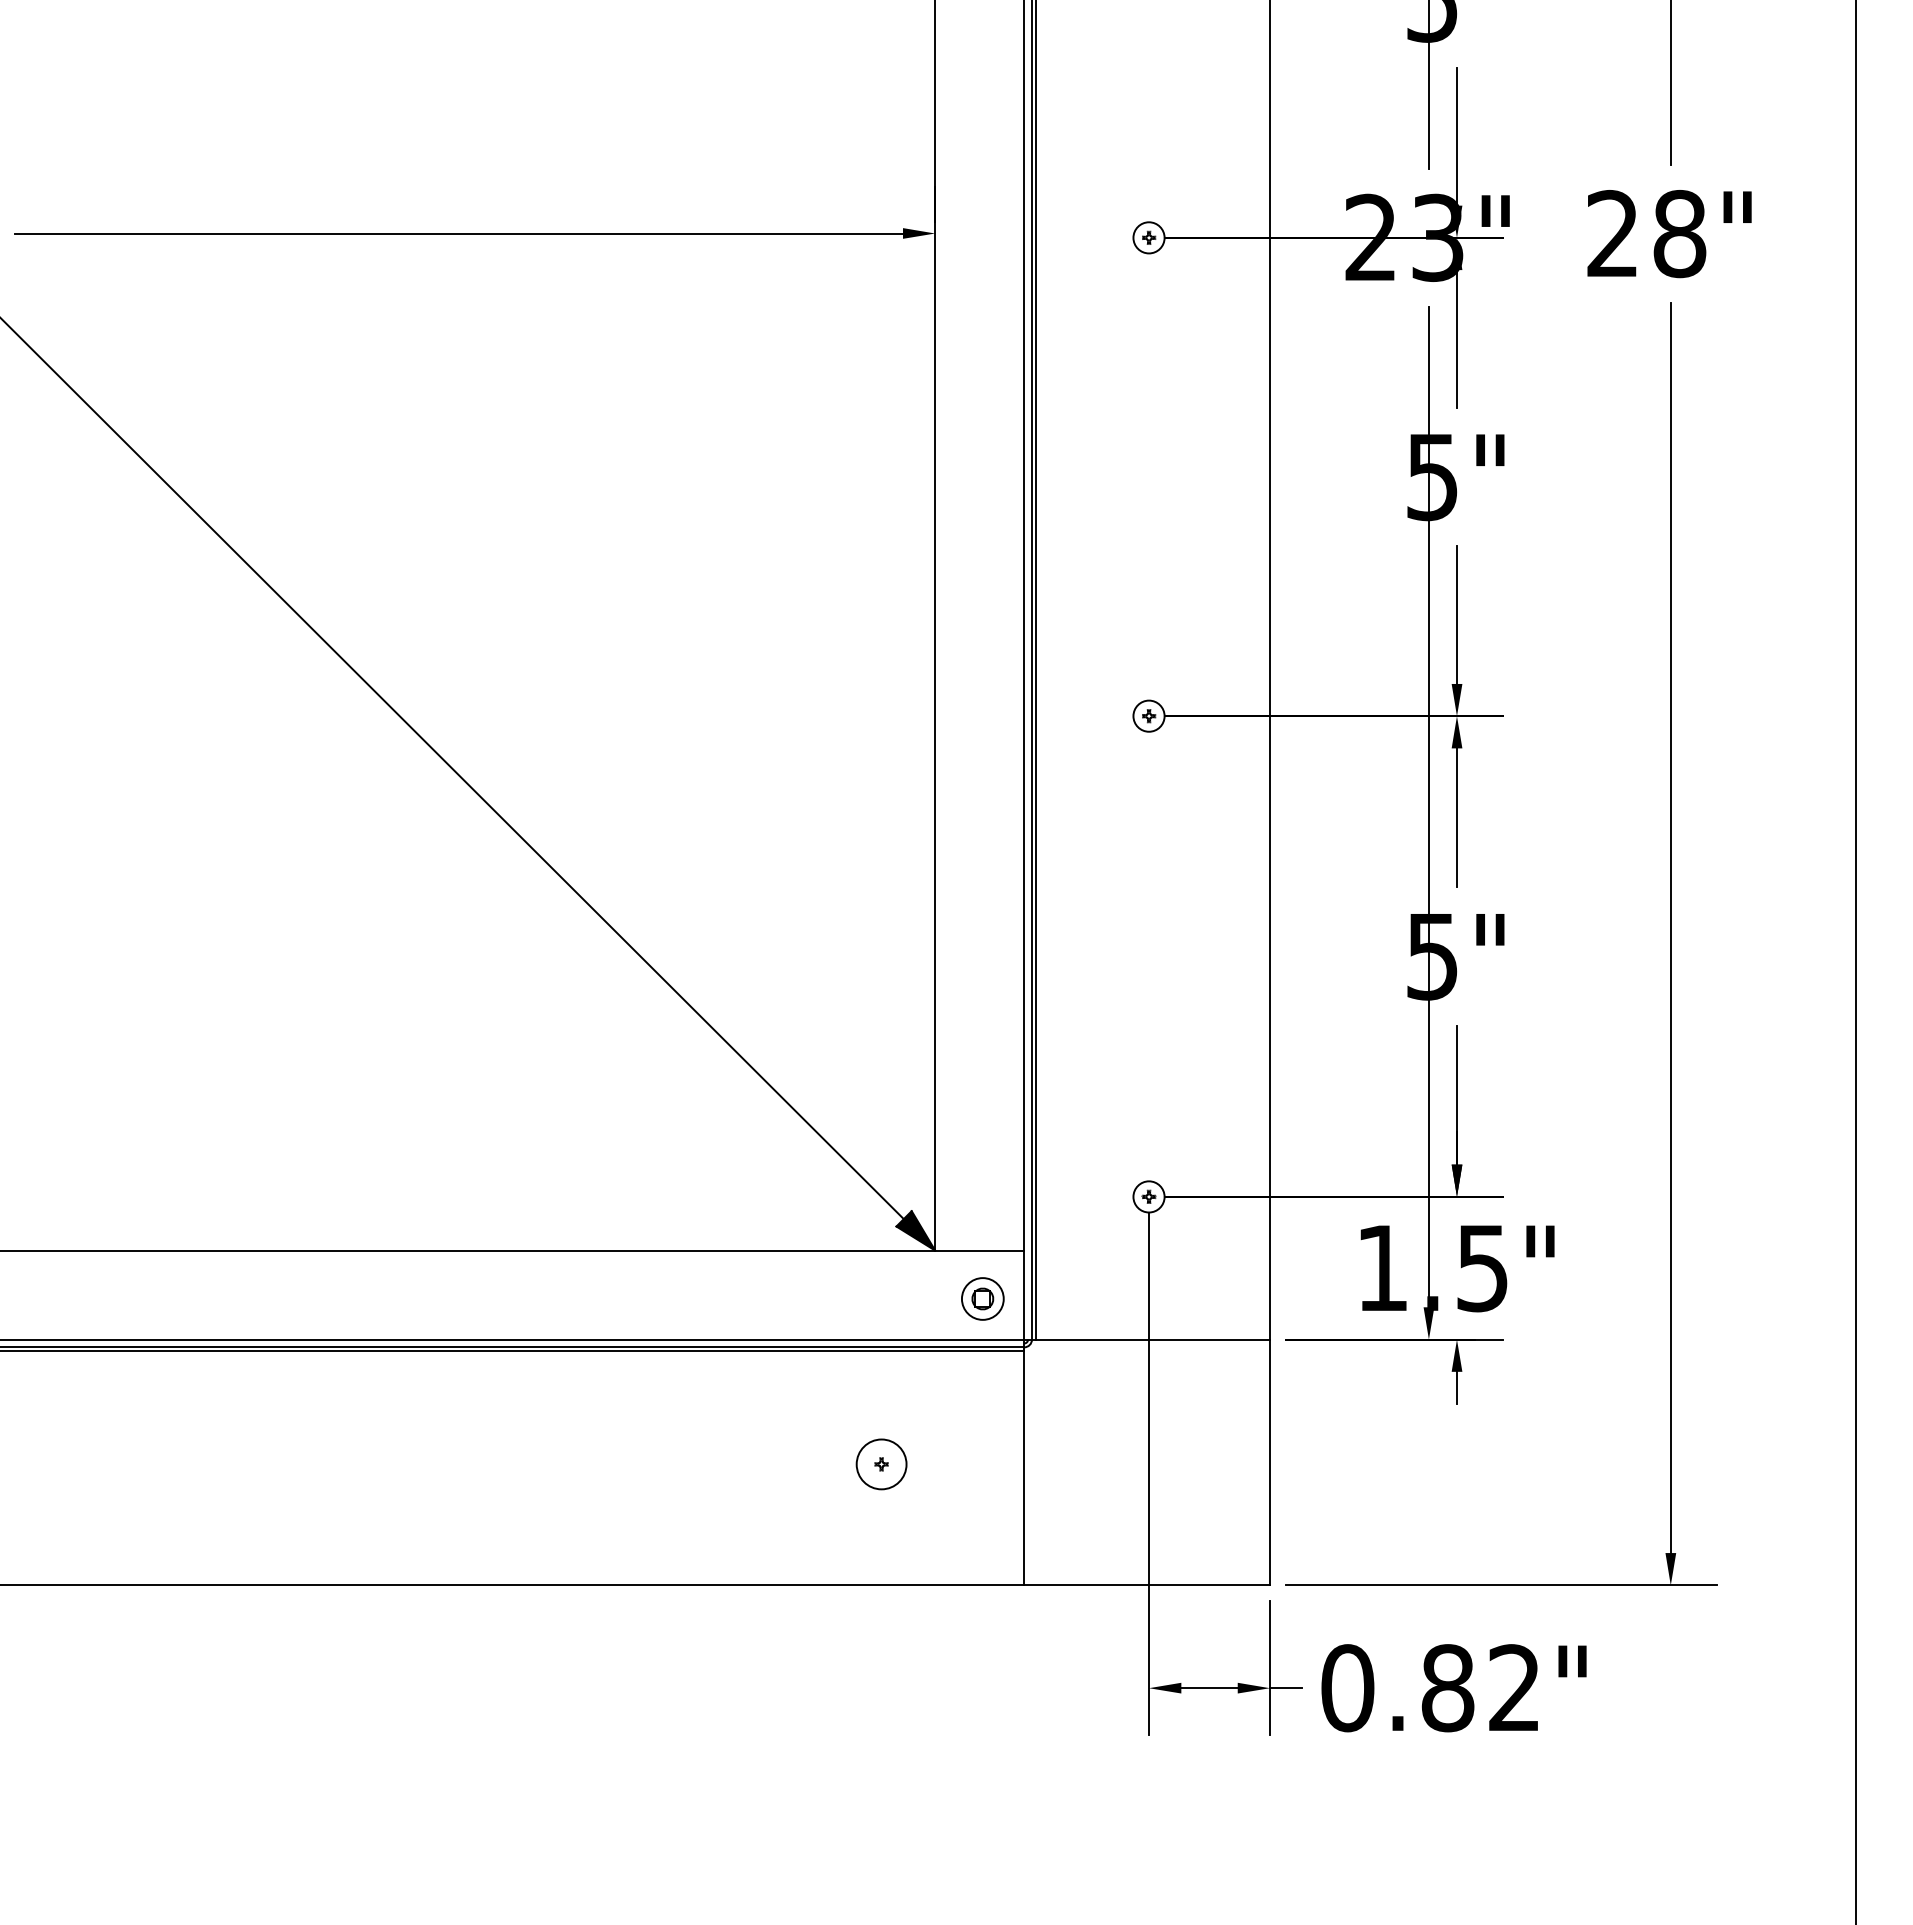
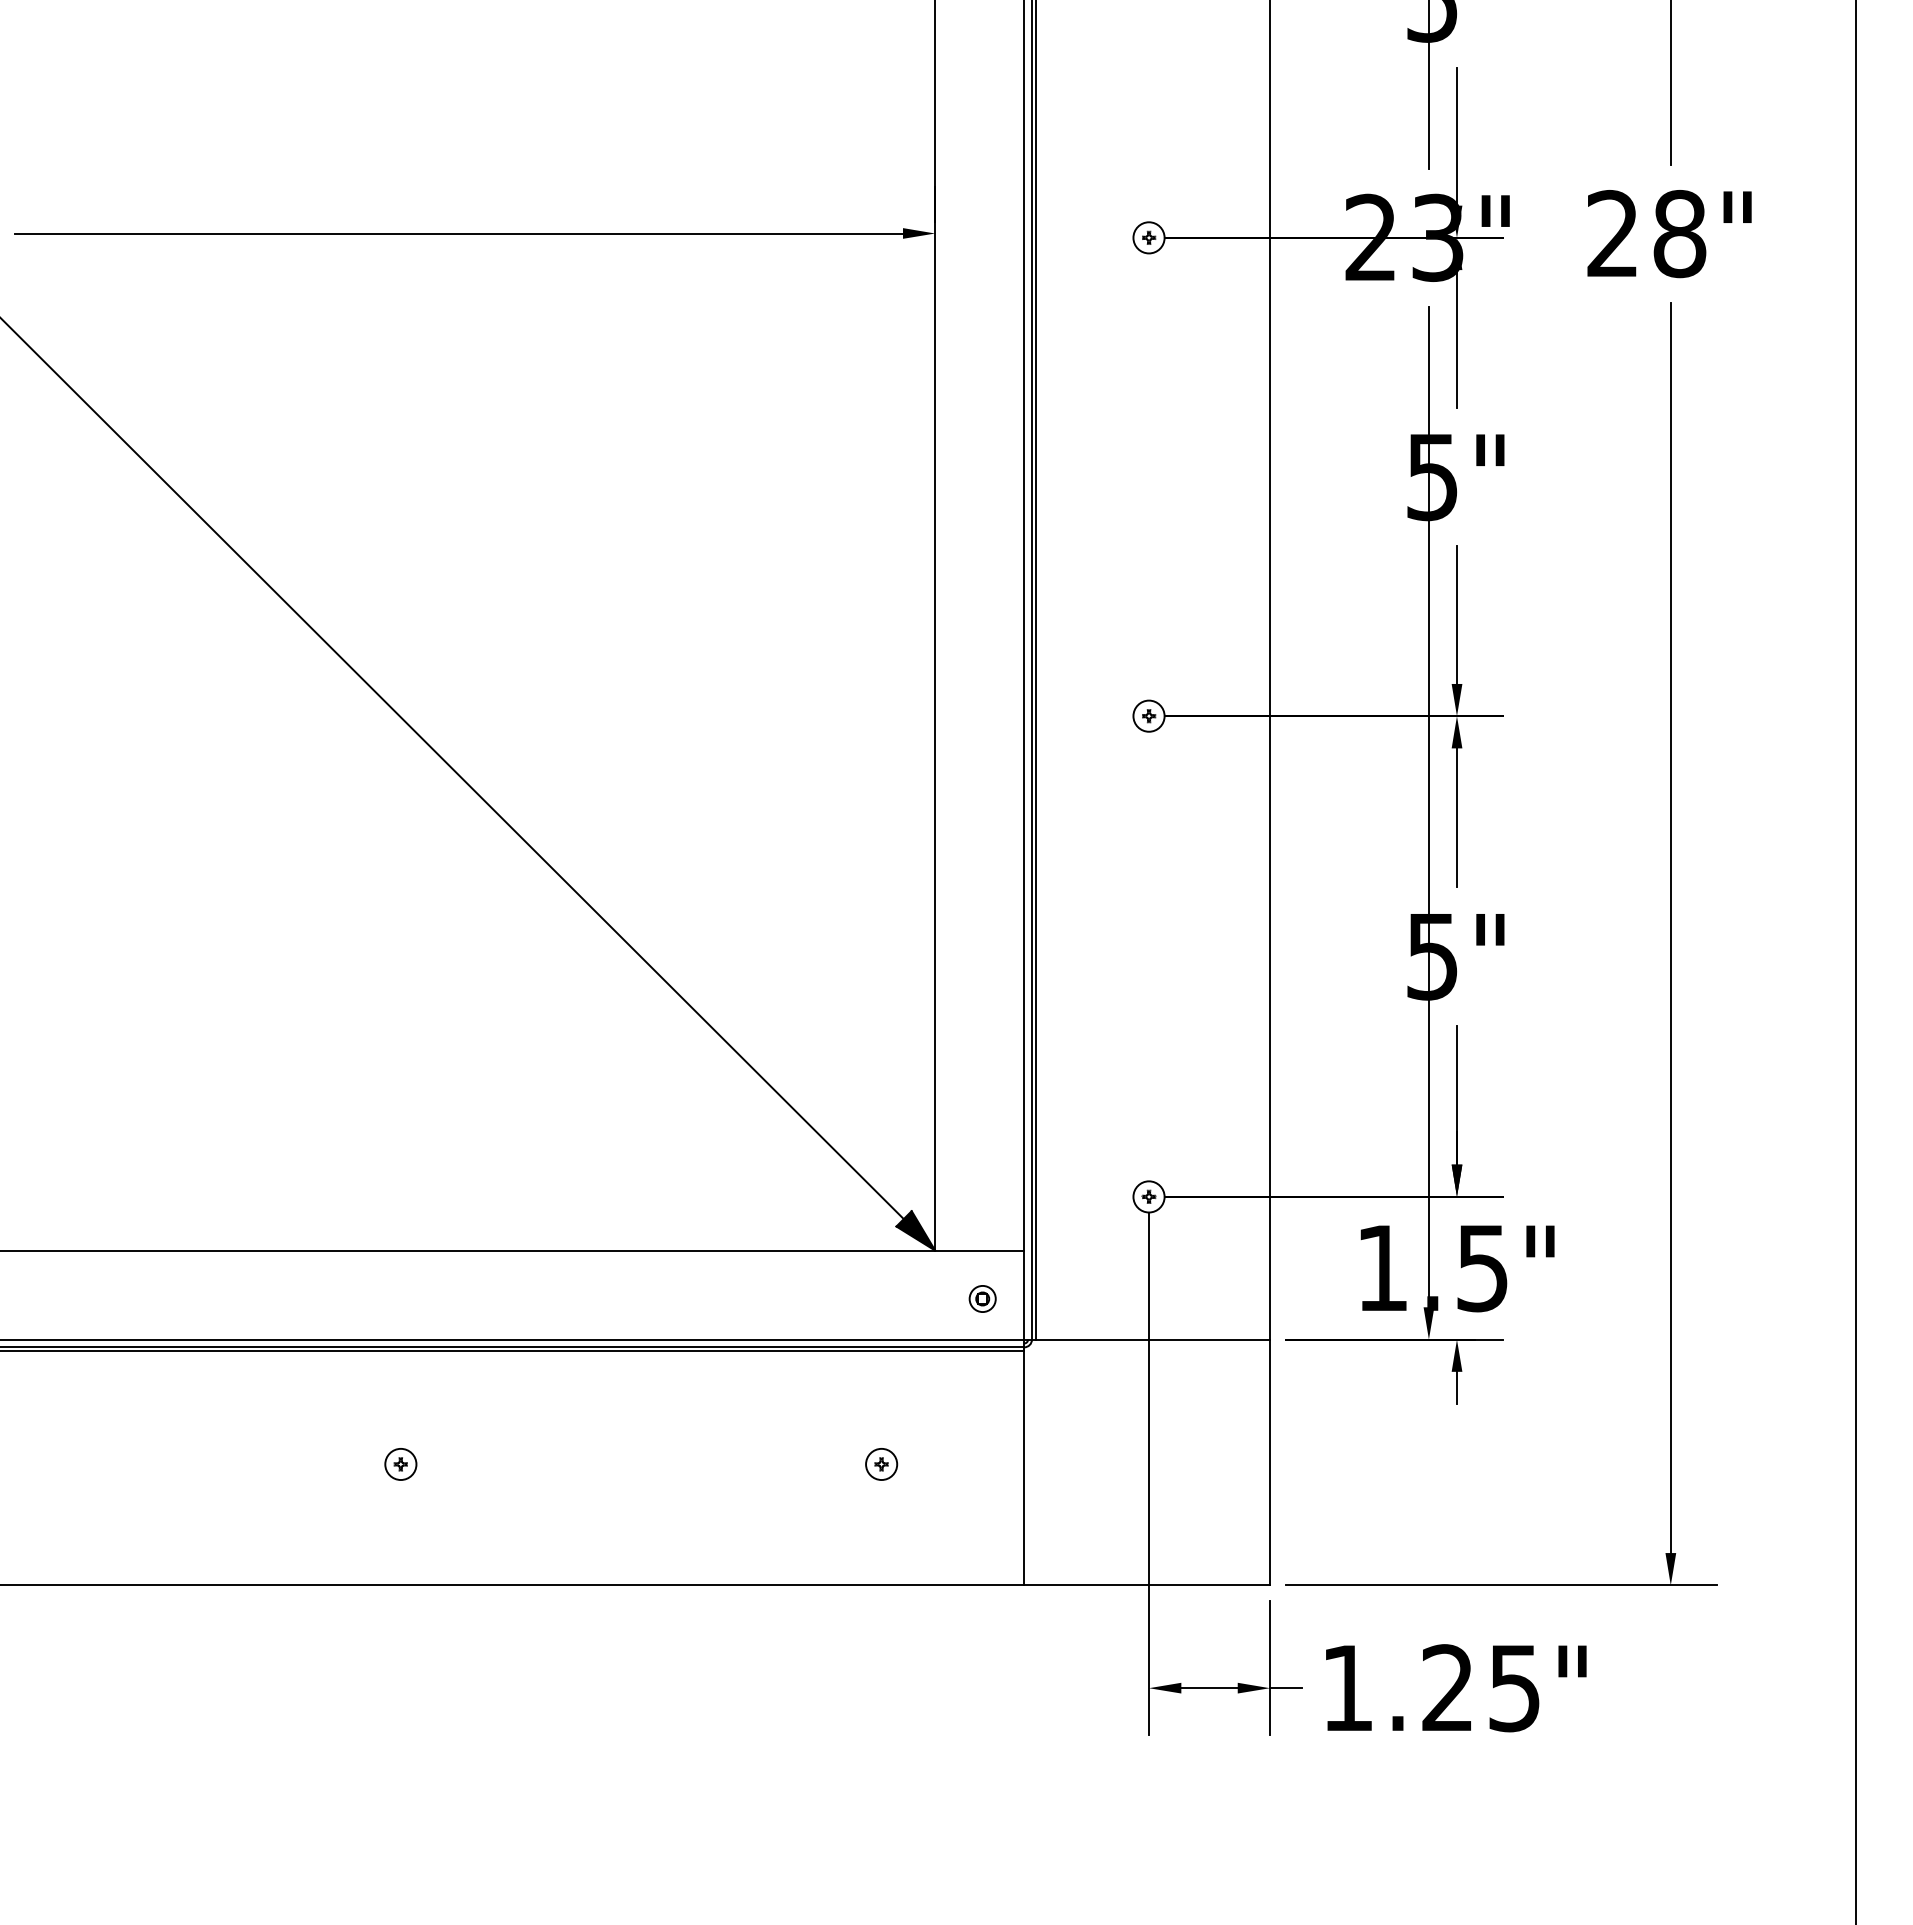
part size: 44x44 px -> 29x28 px (982, 1298)
part: none -> present (400, 1464)
circle diameter: 50 px -> 31 px (881, 1464)
text: 0.82" -> 1.25" (1430, 1688)
